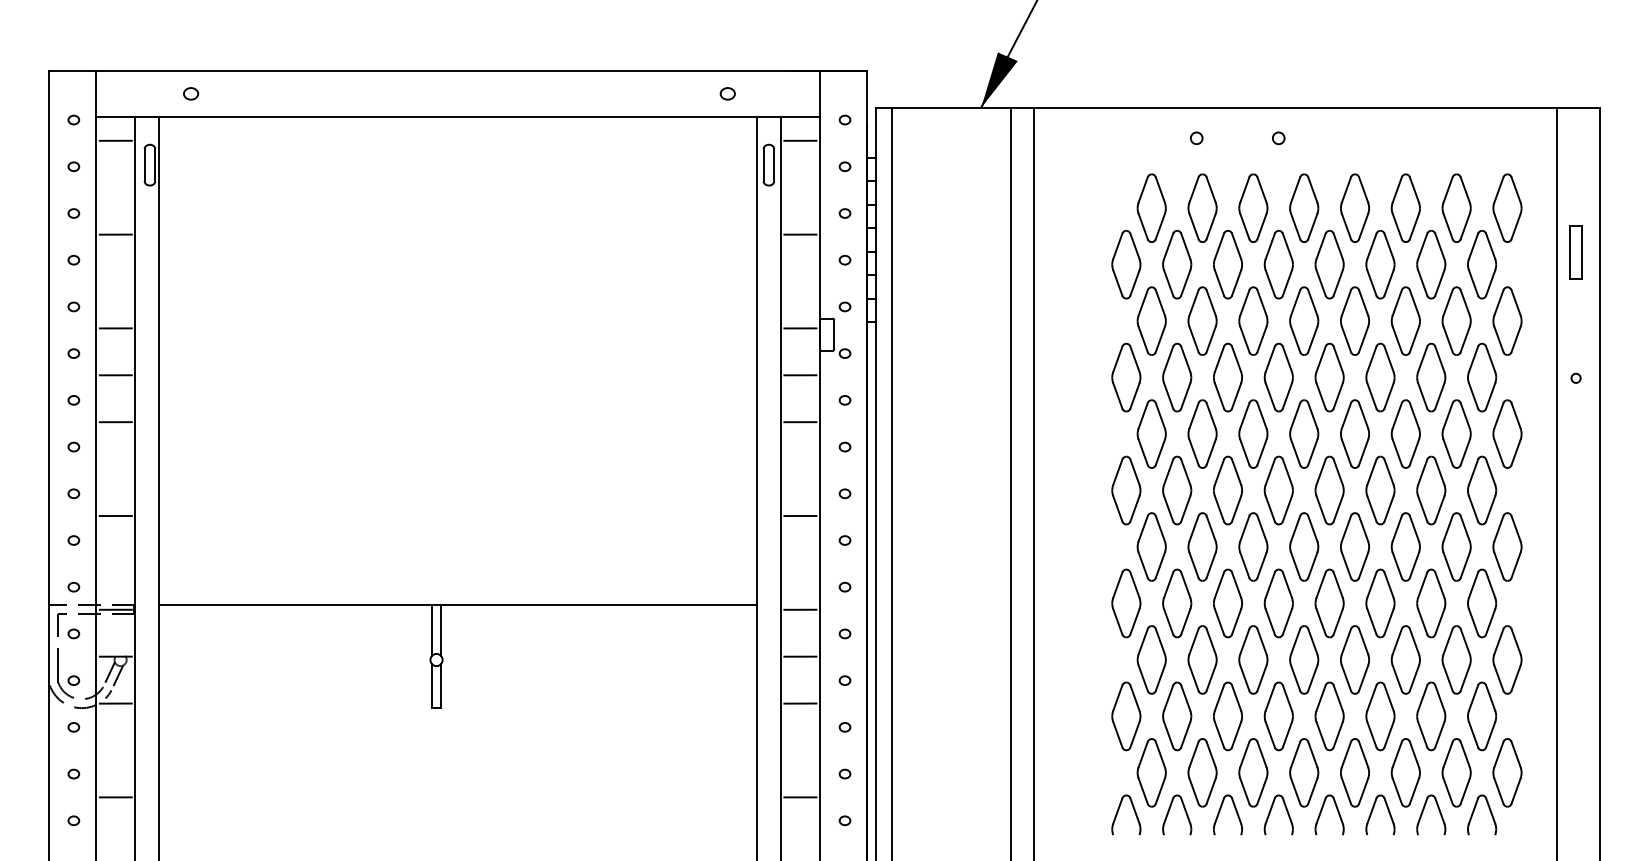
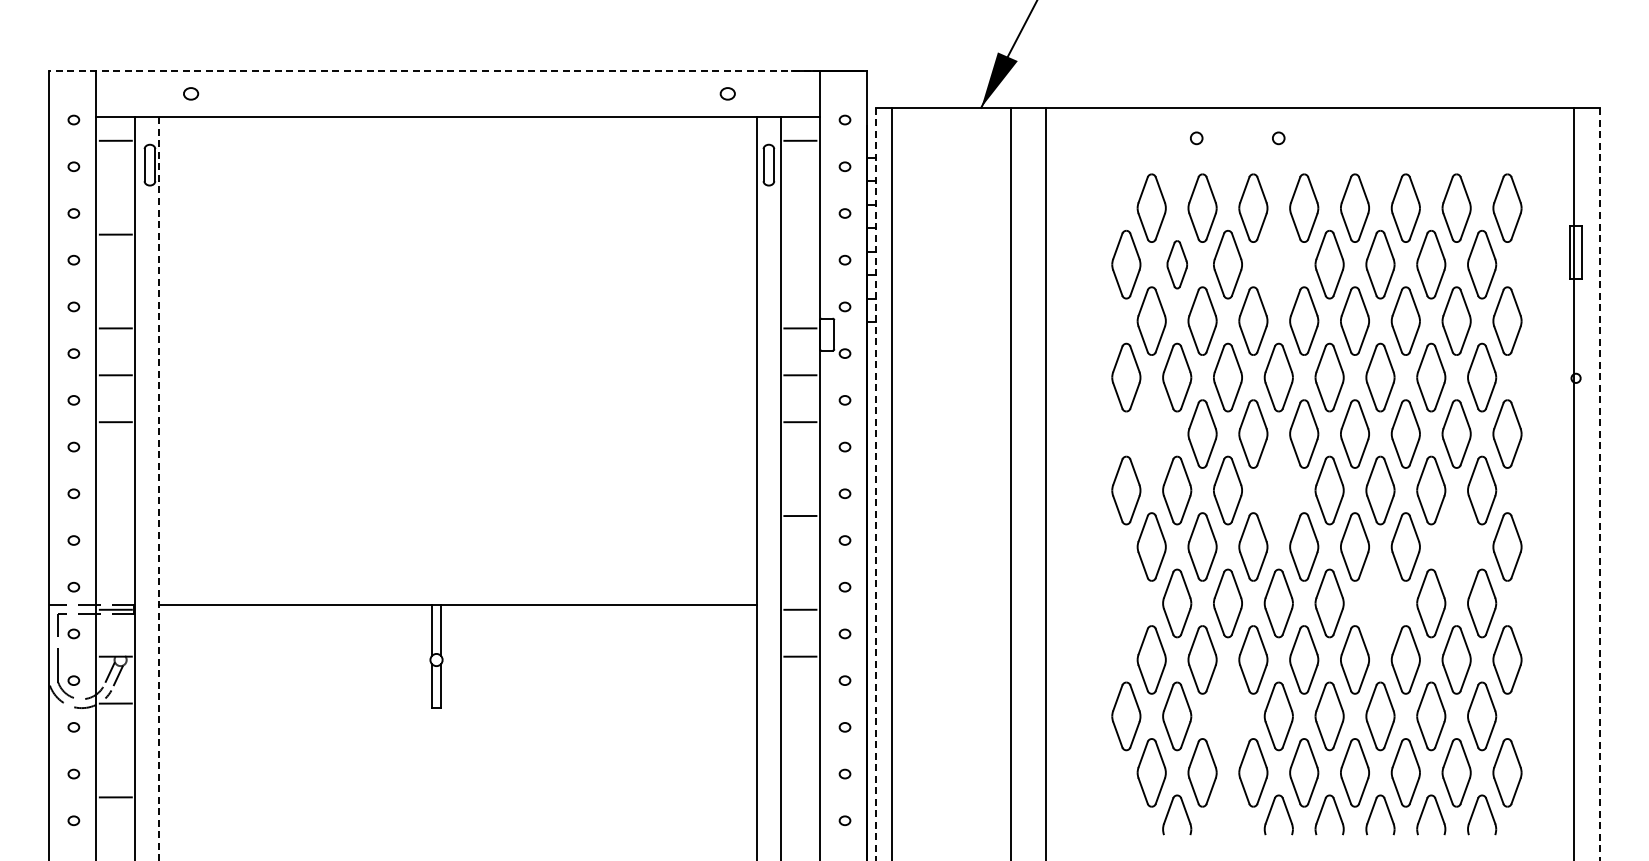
line: solid -> dashed (441, 70)
line: present -> none (800, 234)
part size: 31x70 px -> 22x50 px (1176, 264)
part: present -> none (1278, 264)
part: present -> none (1151, 433)
line position: (1033, 482) -> (1045, 482) (1045, 482)
line position: (1556, 482) -> (1573, 482) (1573, 482)
line: solid -> dashed (1599, 483)
line: solid -> dashed (875, 484)
line: solid -> dashed (158, 489)
part: present -> none (1278, 490)
line: present -> none (115, 515)
part: present -> none (1456, 546)
part: present -> none (1126, 603)
part: present -> none (1380, 603)
line: present -> none (800, 703)
part: present -> none (1227, 716)
line: present -> none (800, 797)
part: present -> none (1133, 810)
part: present -> none (1220, 811)
